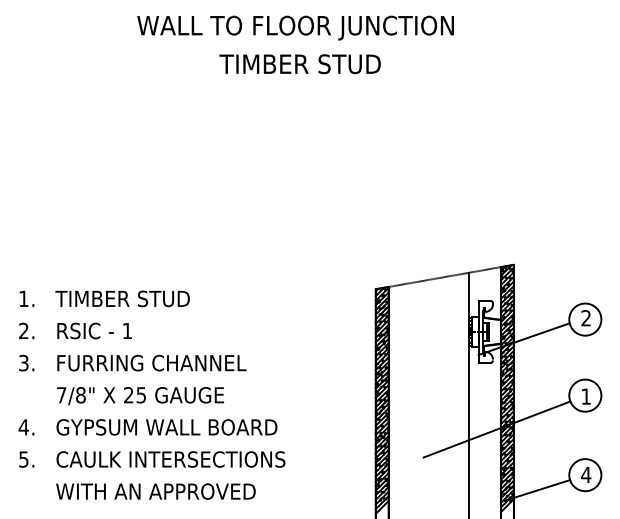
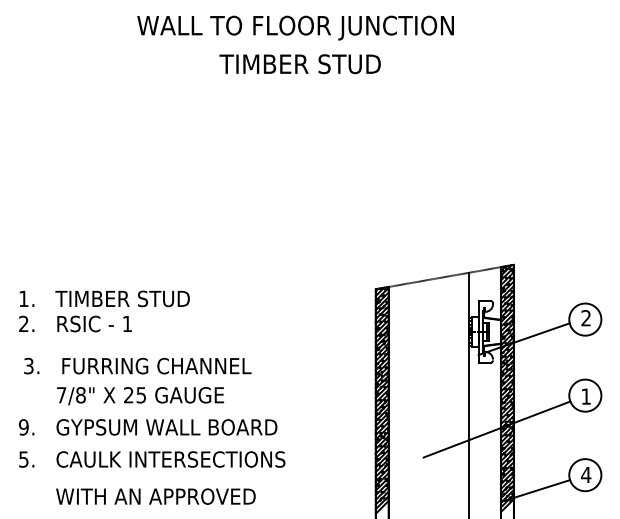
text position: (75, 330) -> (75, 323) (75, 323)
text position: (132, 362) -> (137, 365) (137, 365)
text: 4. -> 9. (23, 427)
text position: (155, 491) -> (155, 496) (155, 496)
